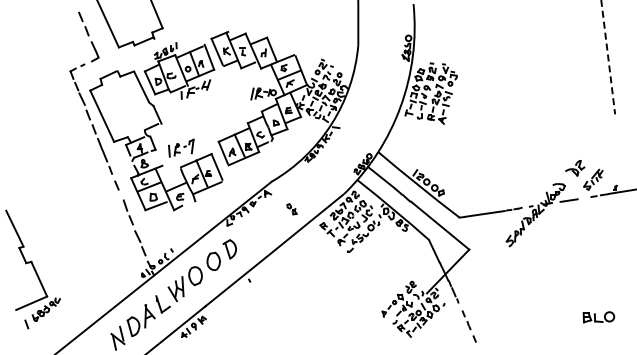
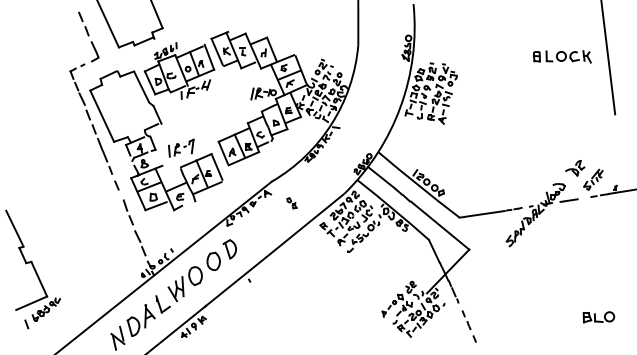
part: none -> present (562, 56)
line: dashed -> solid (608, 58)
part position: (291, 209) -> (291, 203) (291, 203)
